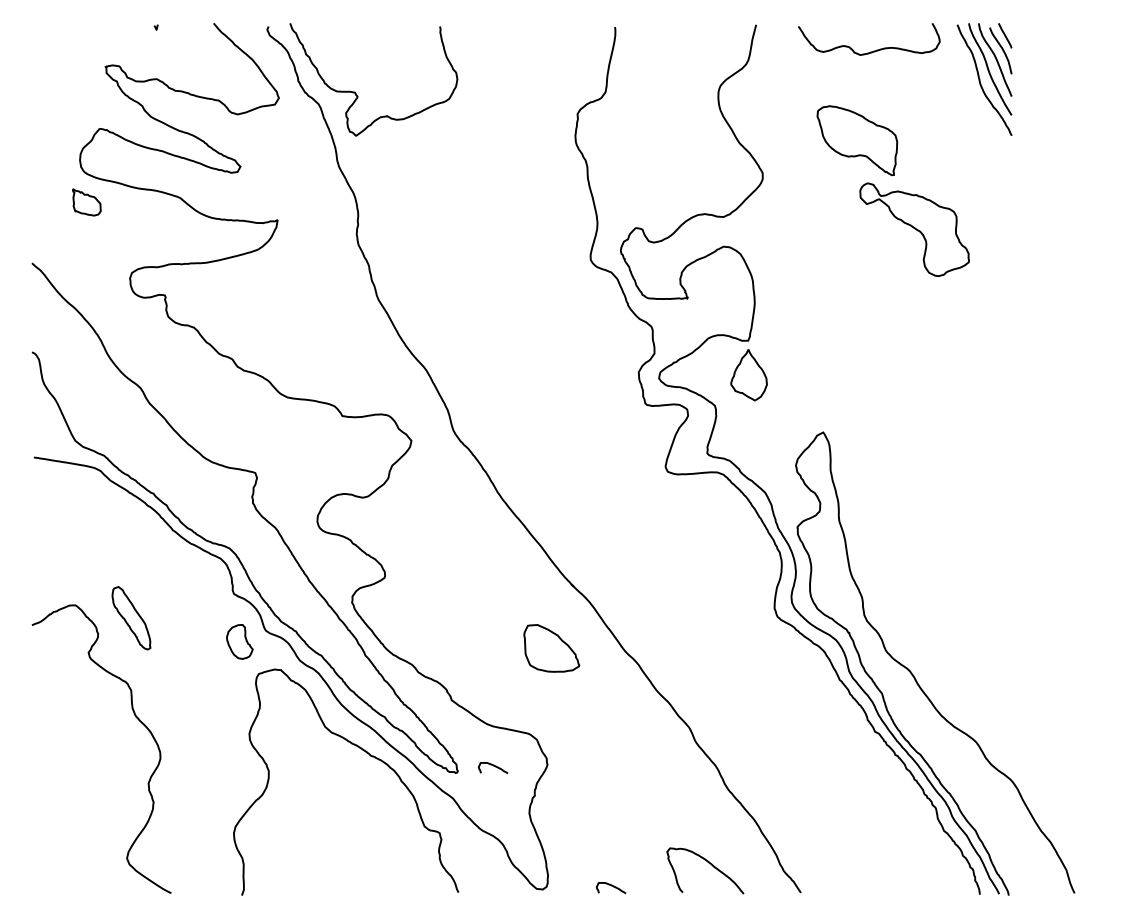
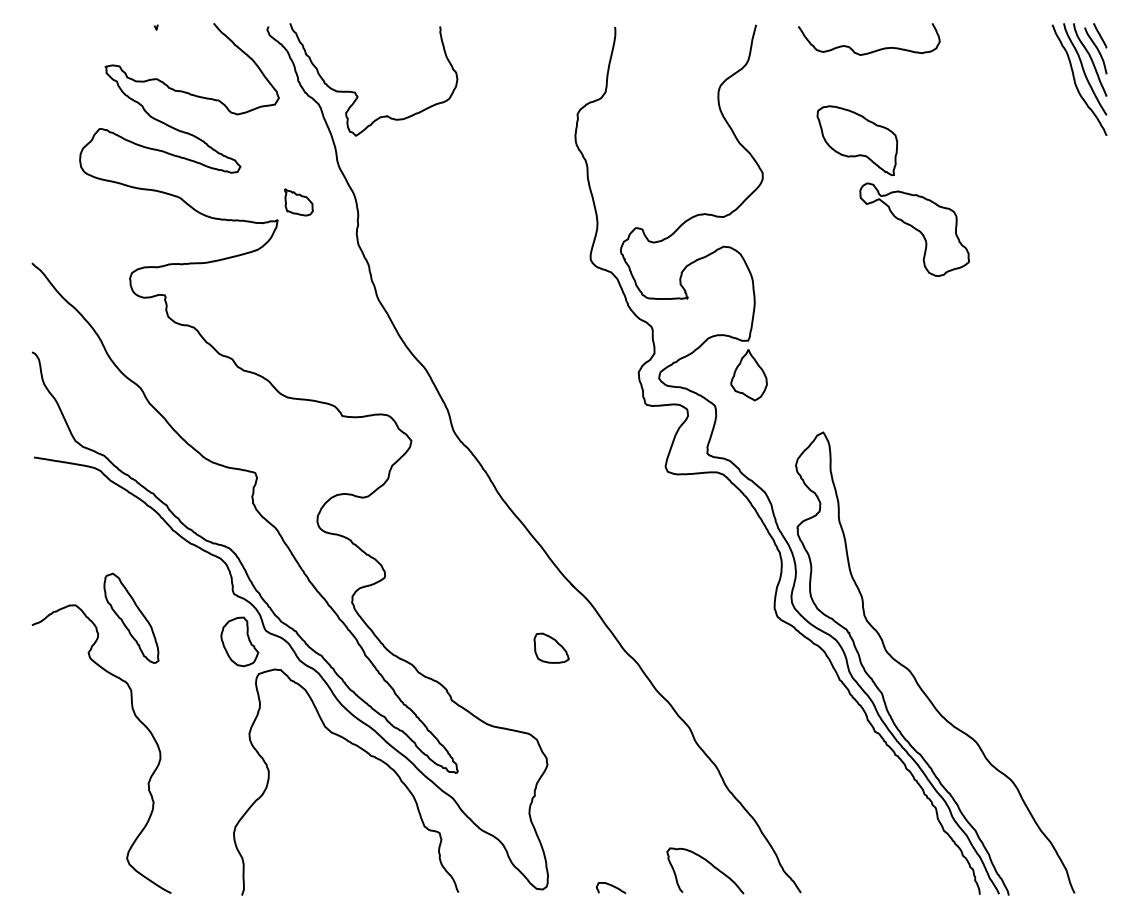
part position: (984, 79) -> (1079, 79) (1079, 79)
part position: (86, 202) -> (298, 202) (298, 202)
part size: 41x65 px -> 57x92 px (131, 617)
part size: 28x36 px -> 40x52 px (239, 641)
part size: 58x49 px -> 37x32 px (551, 647)
curve: present -> none (493, 766)
